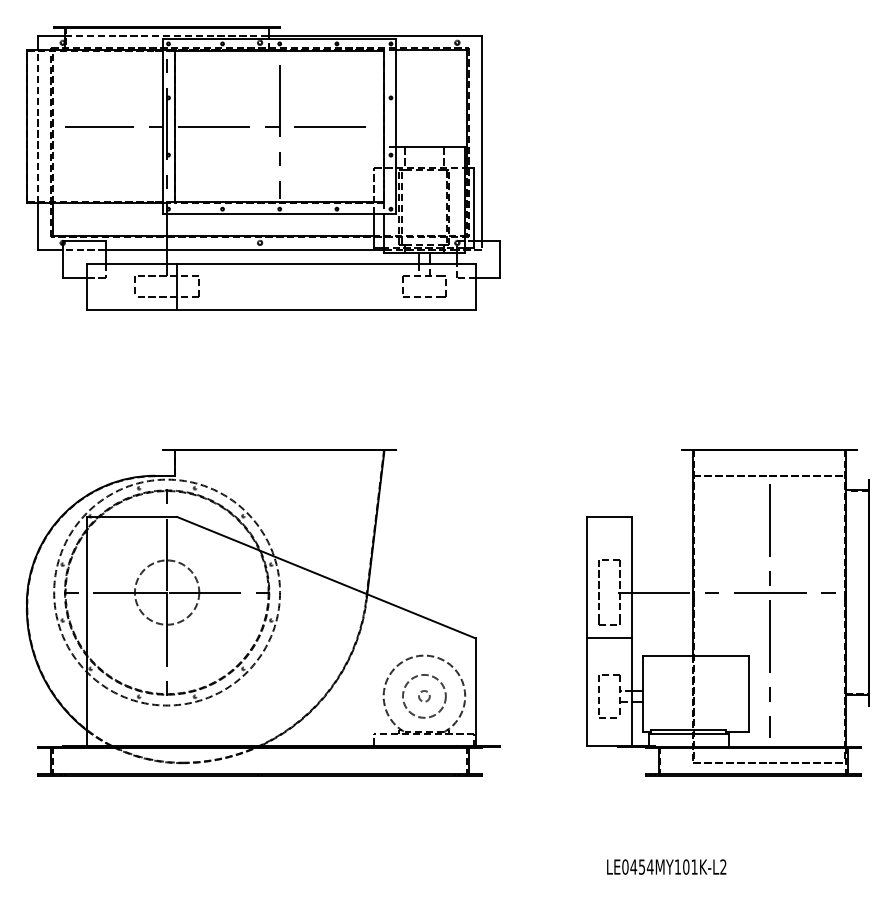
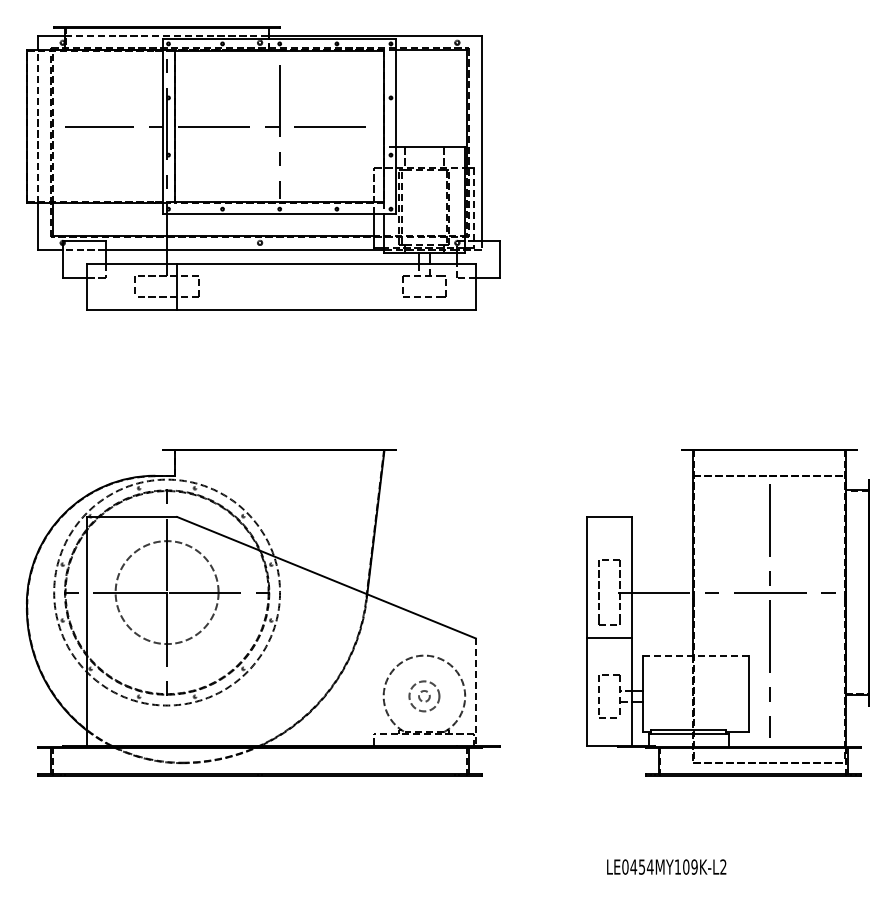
line: solid -> dashed (474, 208)
circle diameter: 64 px -> 103 px (166, 592)
line: solid -> dashed (695, 655)
line: solid -> dashed (475, 692)
circle diameter: 43 px -> 30 px (424, 696)
text: LE0454MY101K-L2 -> LE0454MY109K-L2 (694, 866)
